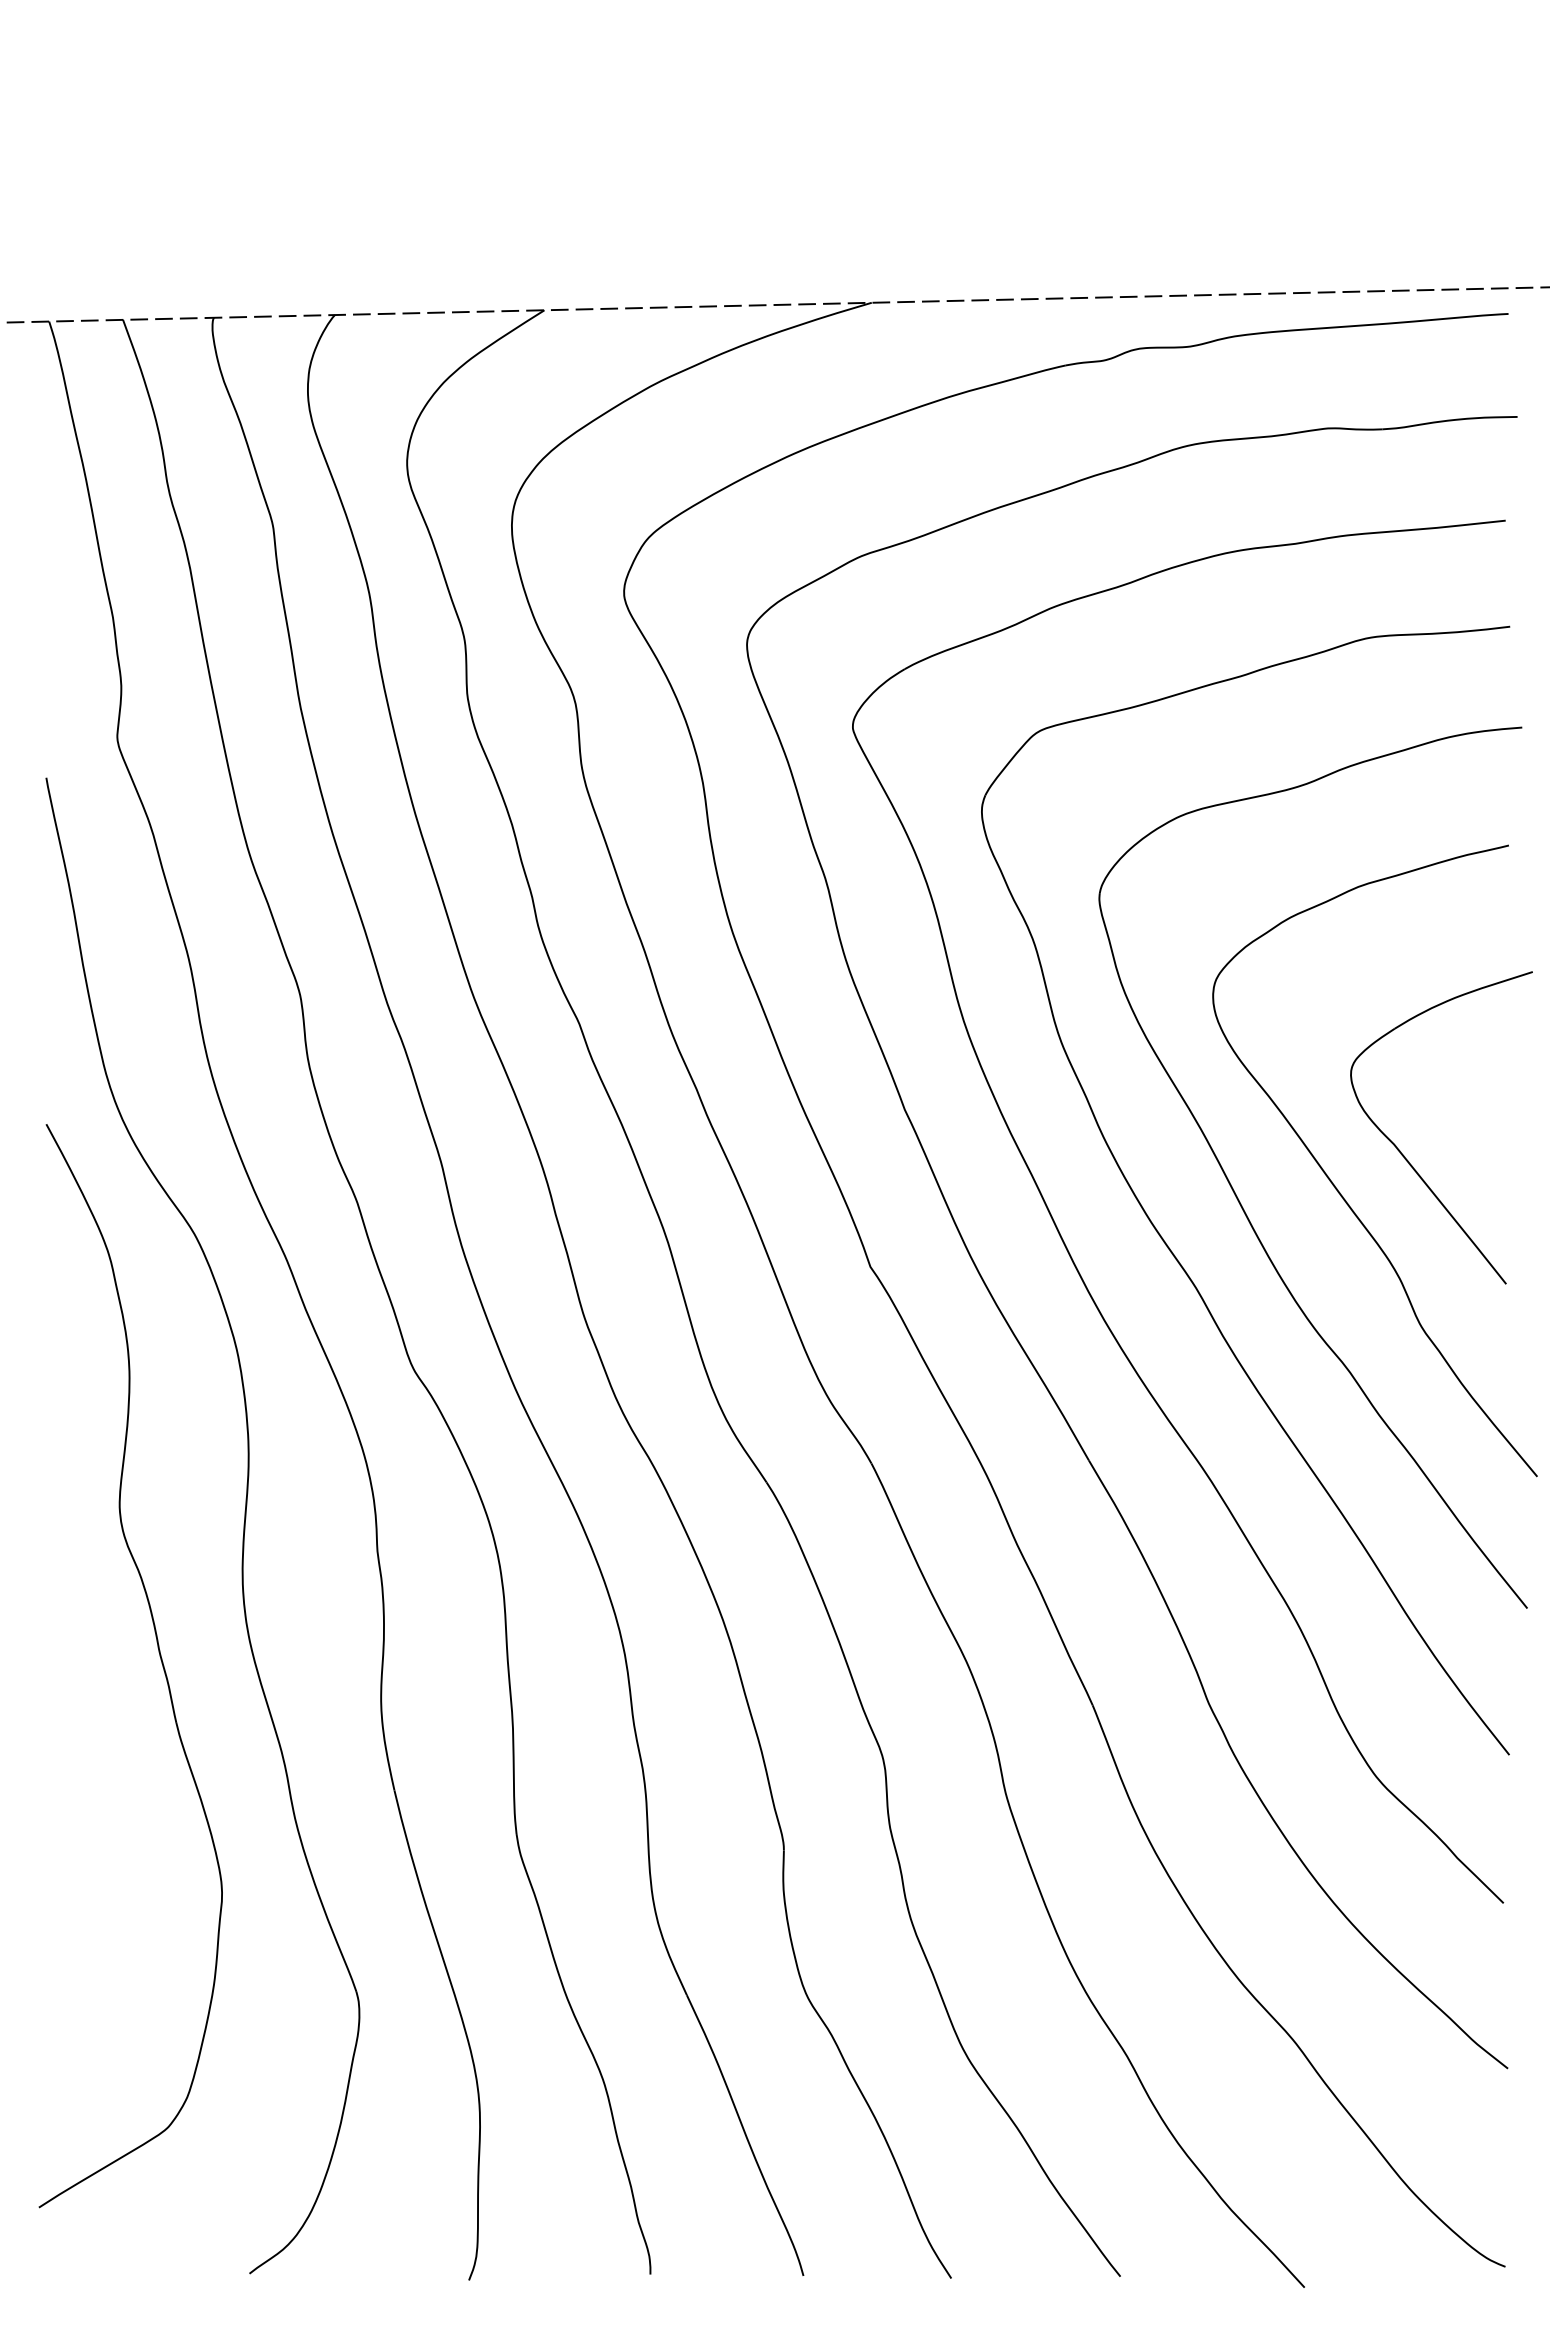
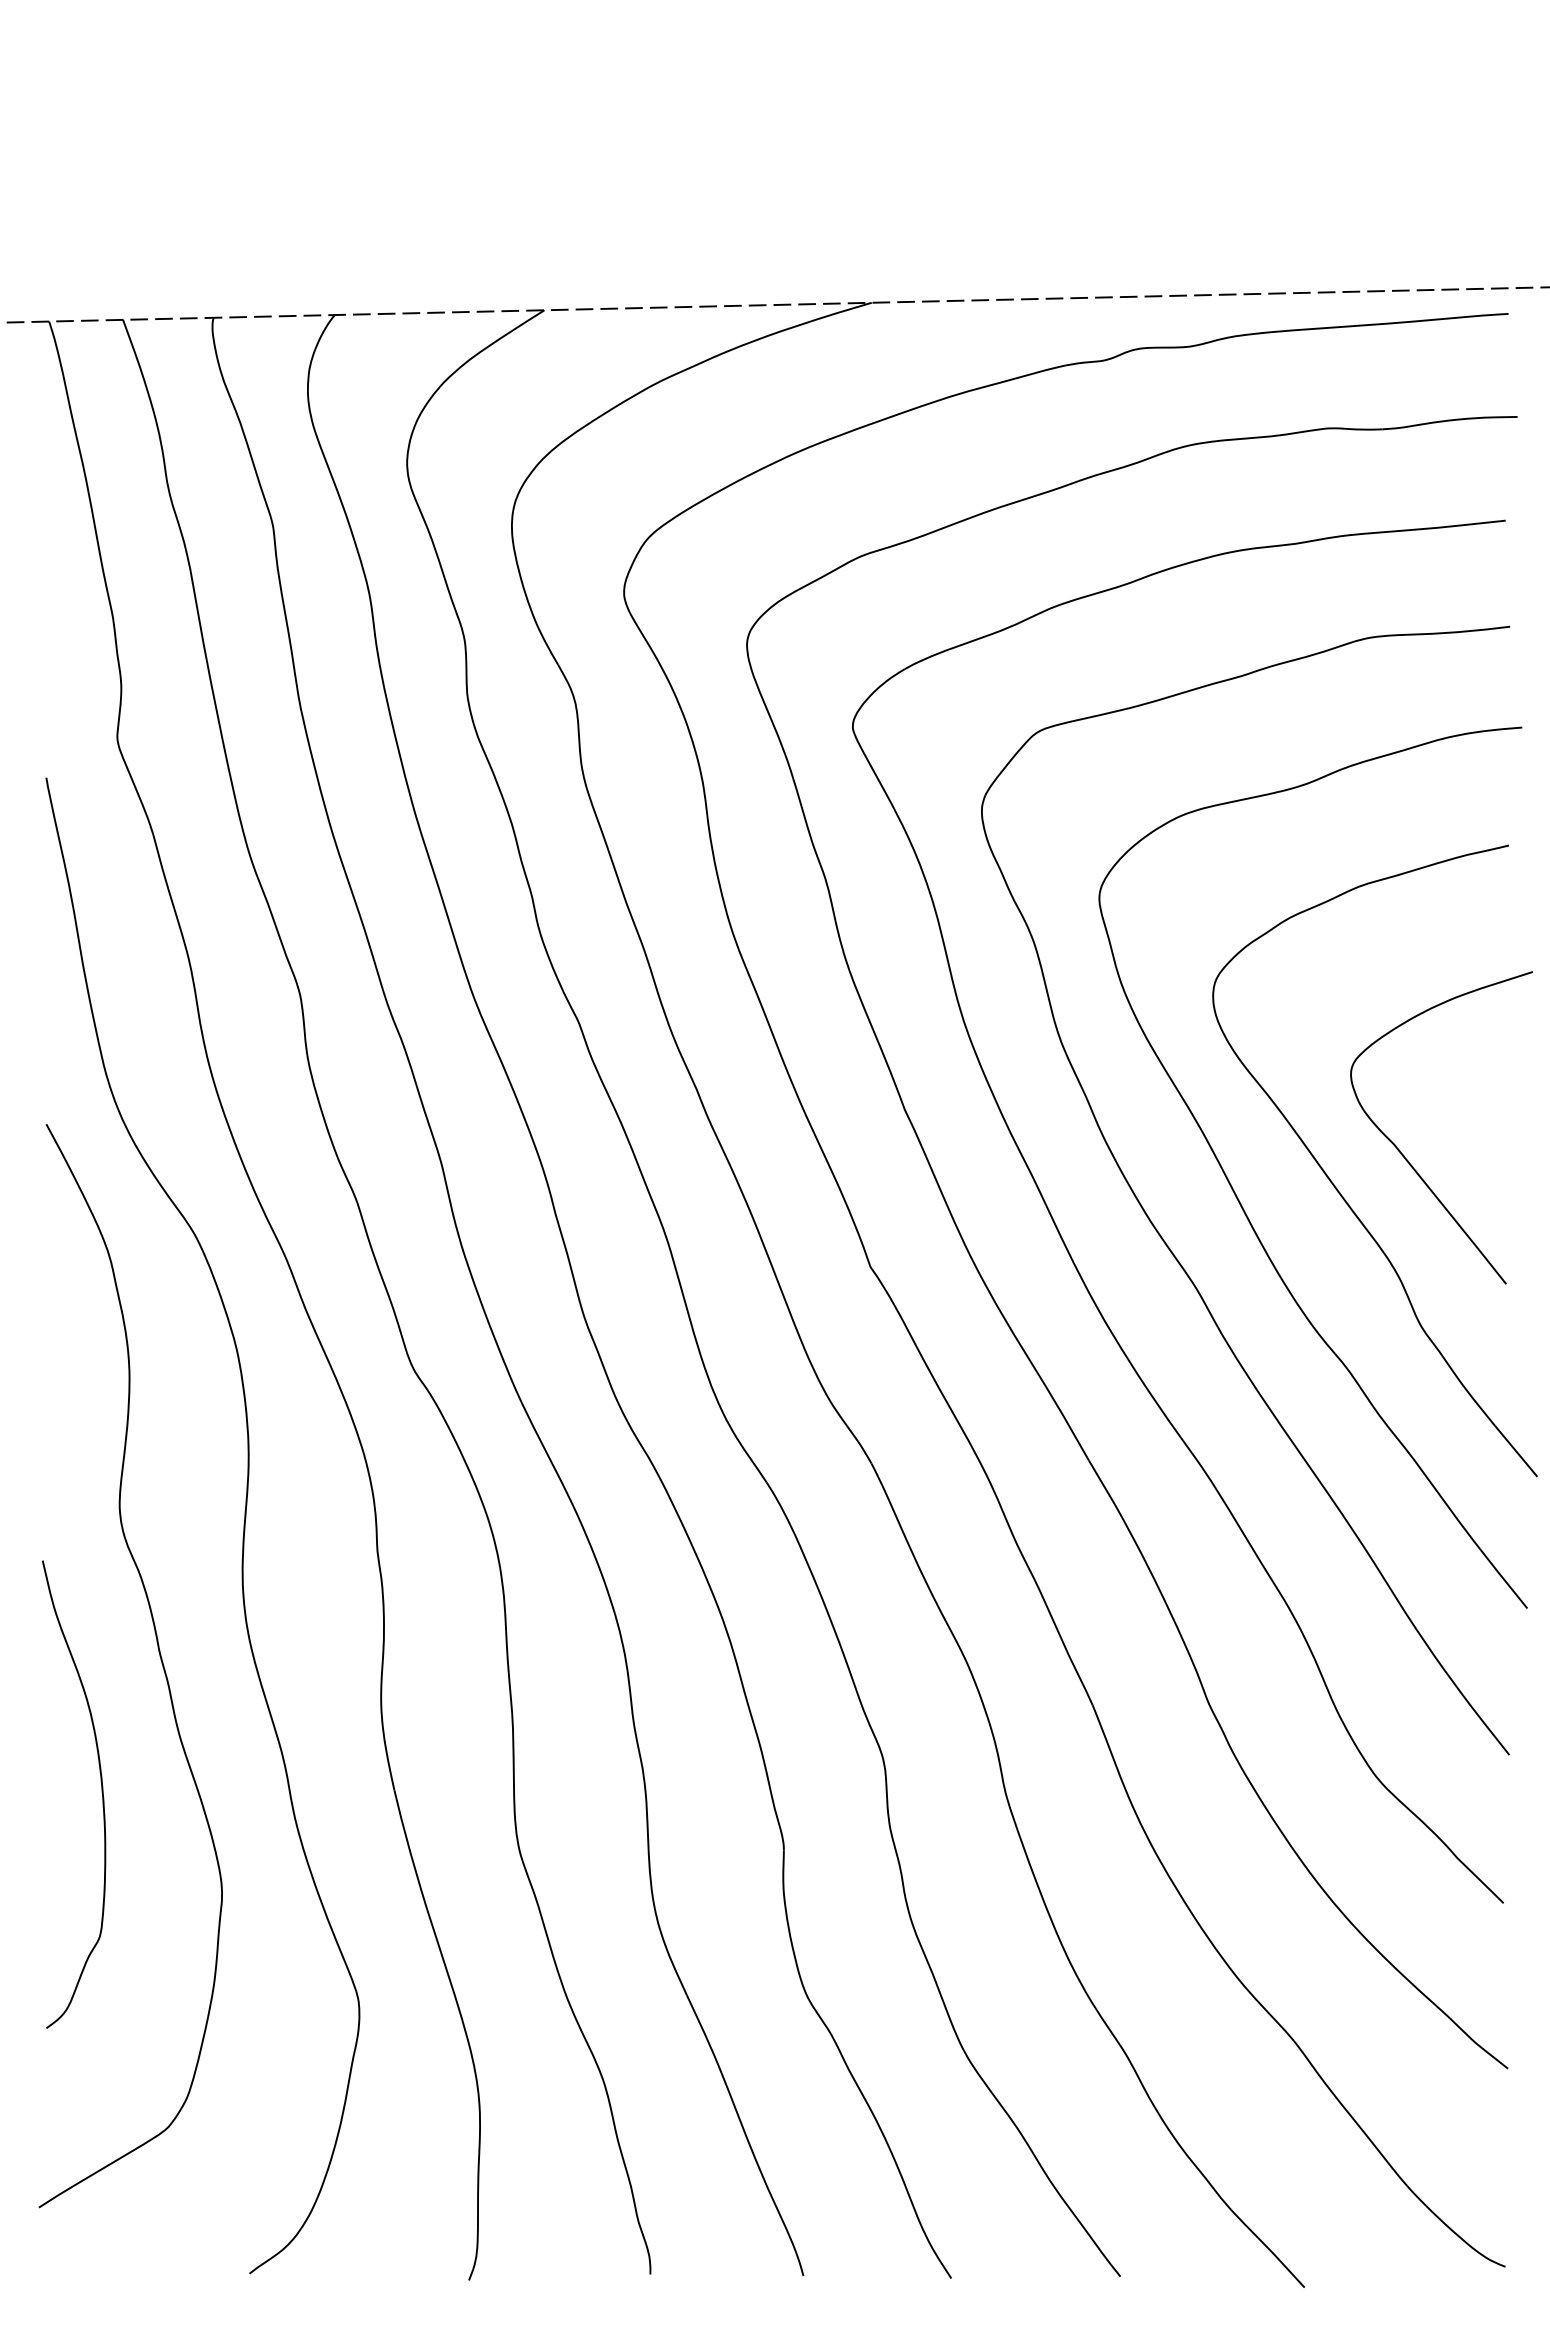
part: none -> present (101, 1793)
